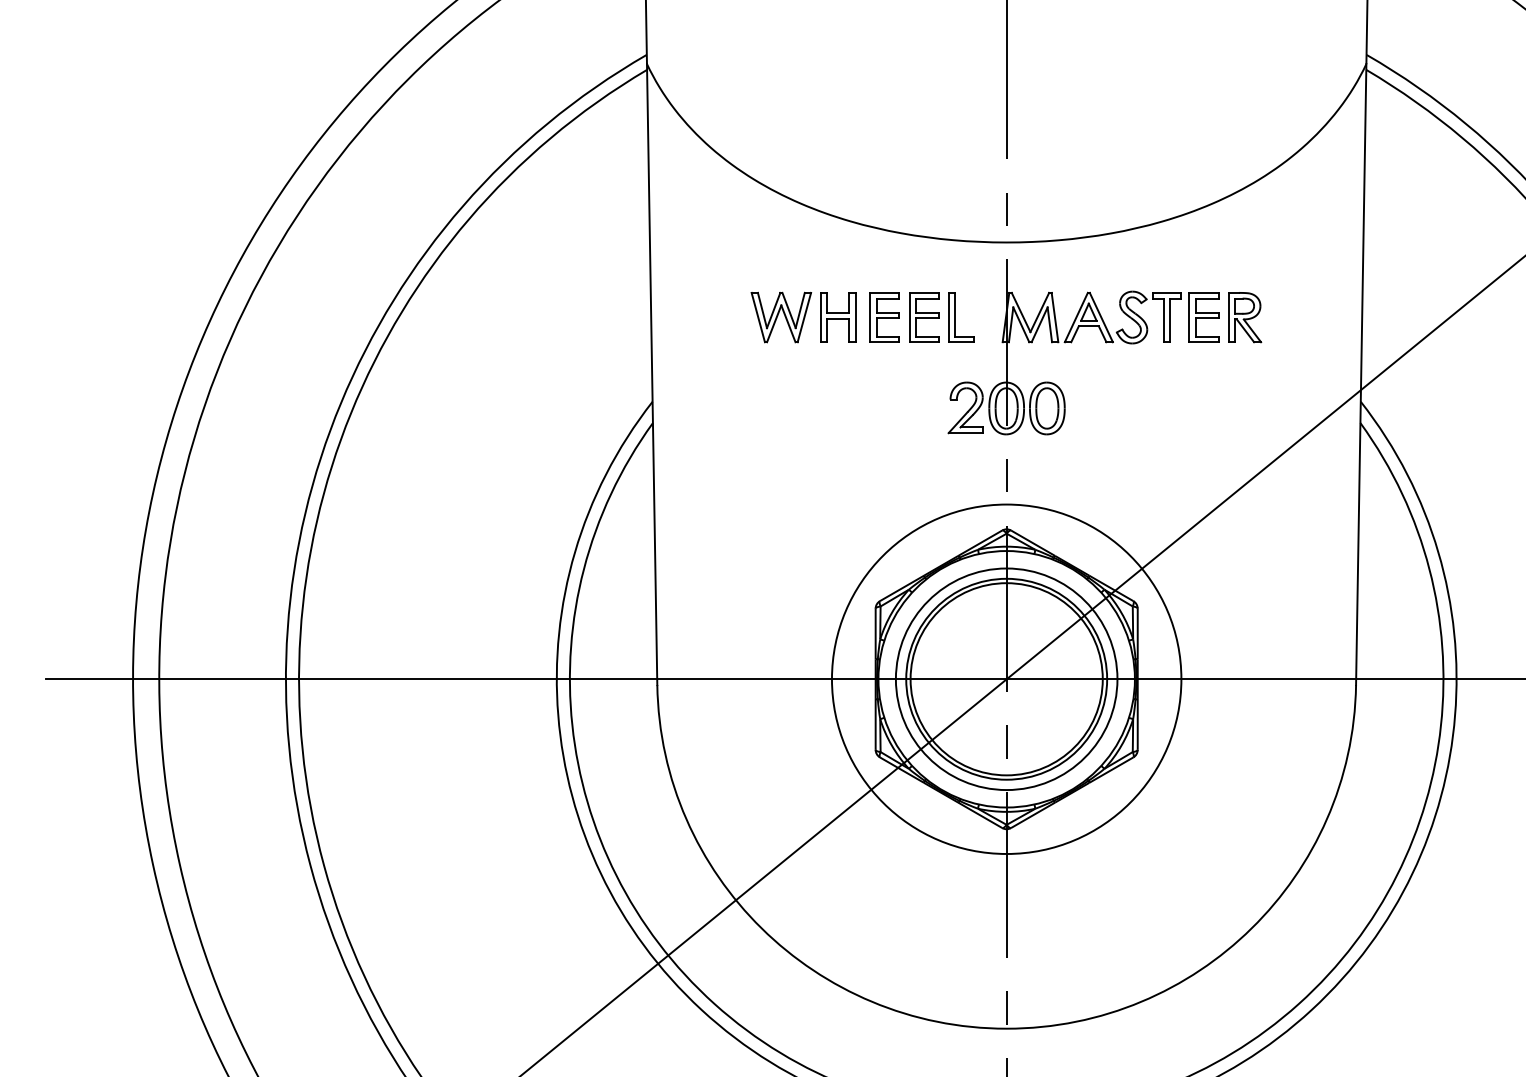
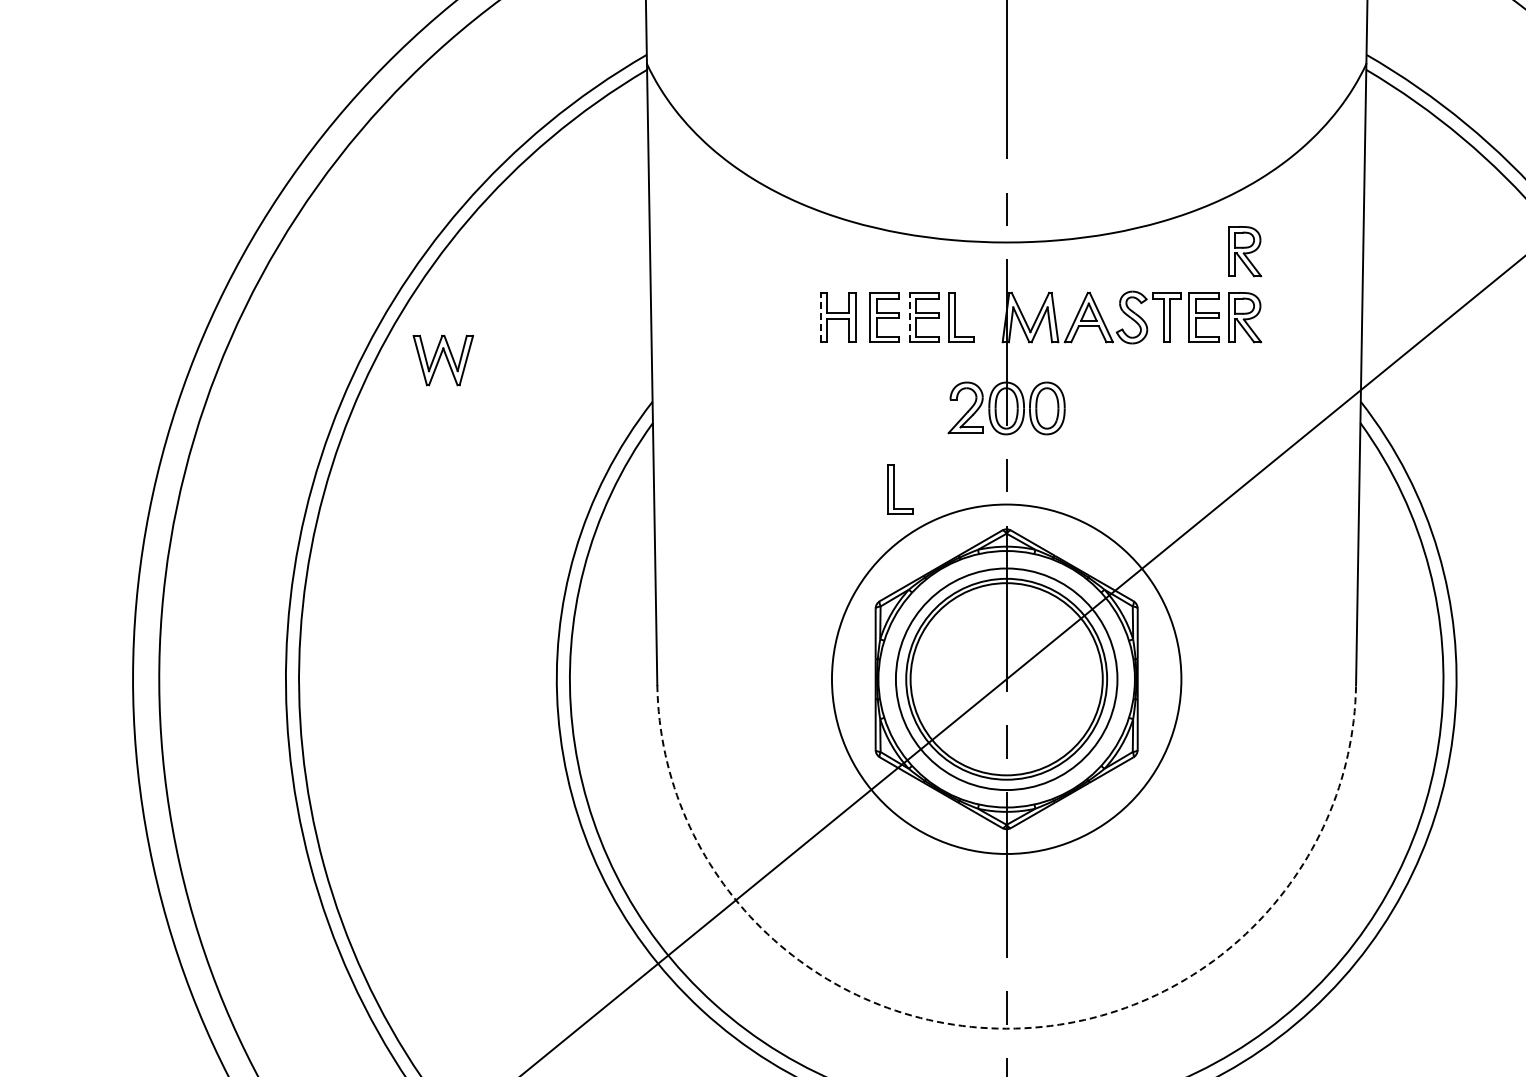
part: none -> present (1245, 251)
part position: (781, 317) -> (443, 360) (443, 360)
line: solid -> dashed (820, 317)
line: solid -> dashed (909, 317)
part: none -> present (900, 489)
line: present -> none (783, 679)
arc: solid -> dashed (1006, 1028)
